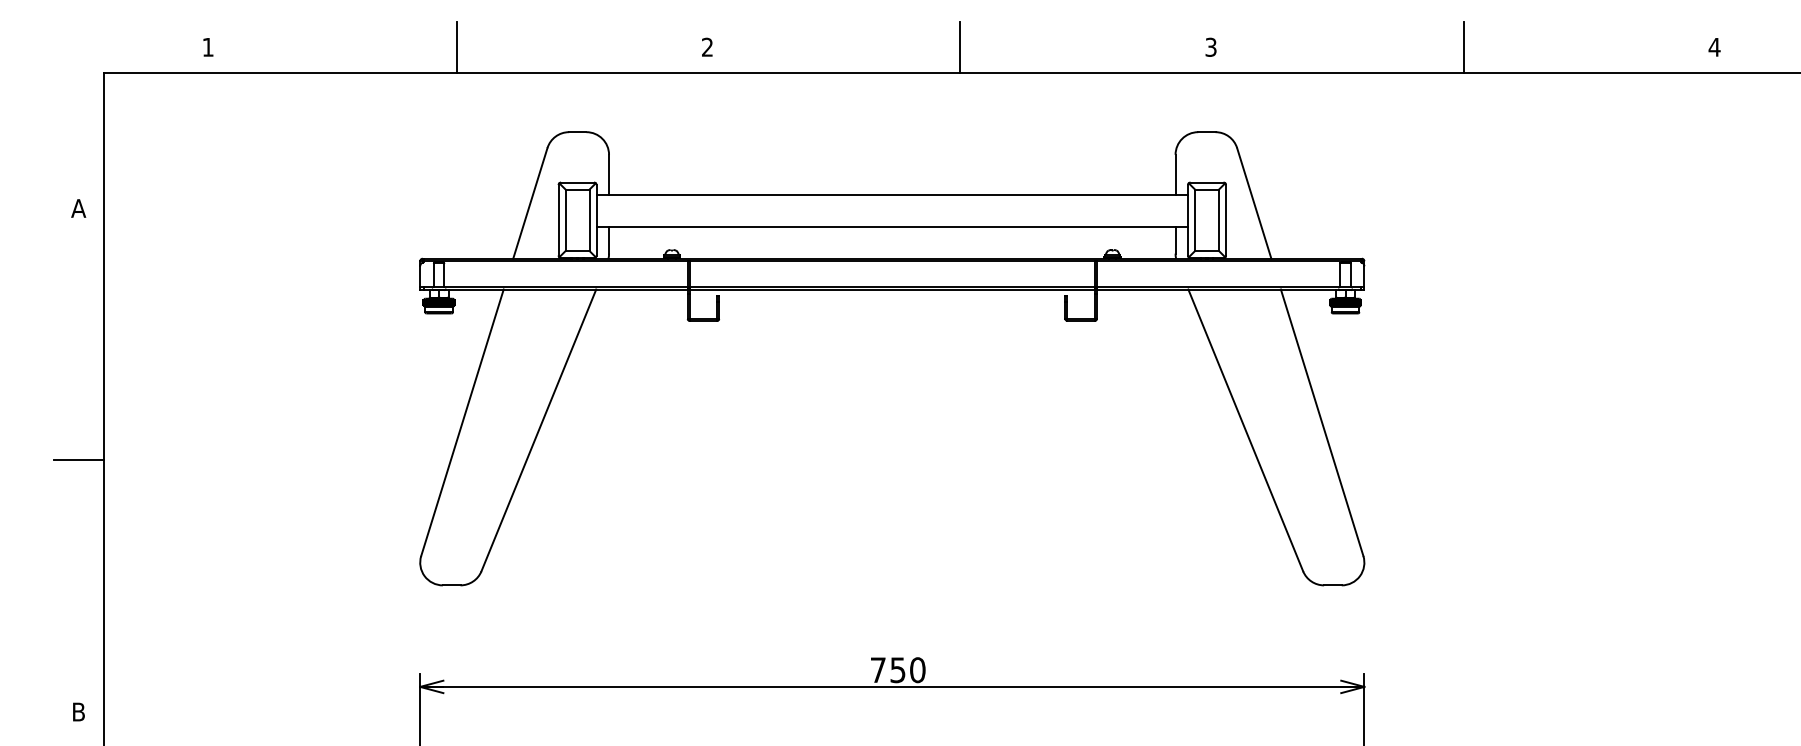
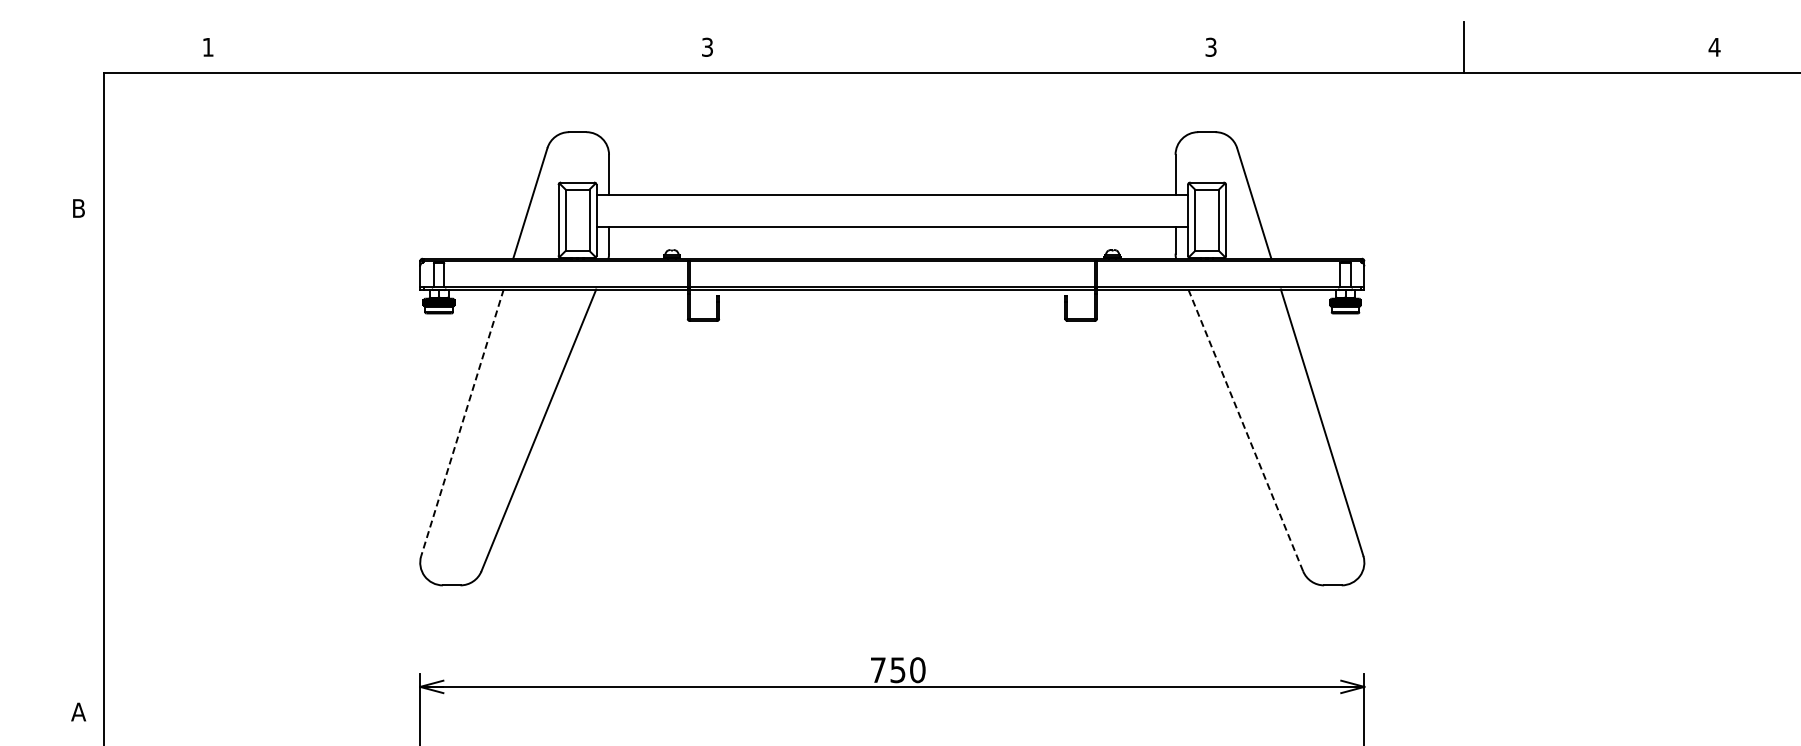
line: present -> none (456, 47)
text: 2 -> 3 (707, 47)
line: present -> none (960, 47)
text: A -> B (78, 208)
line: solid -> dashed (462, 423)
line: solid -> dashed (1245, 429)
line: present -> none (79, 460)
text: B -> A (78, 711)
